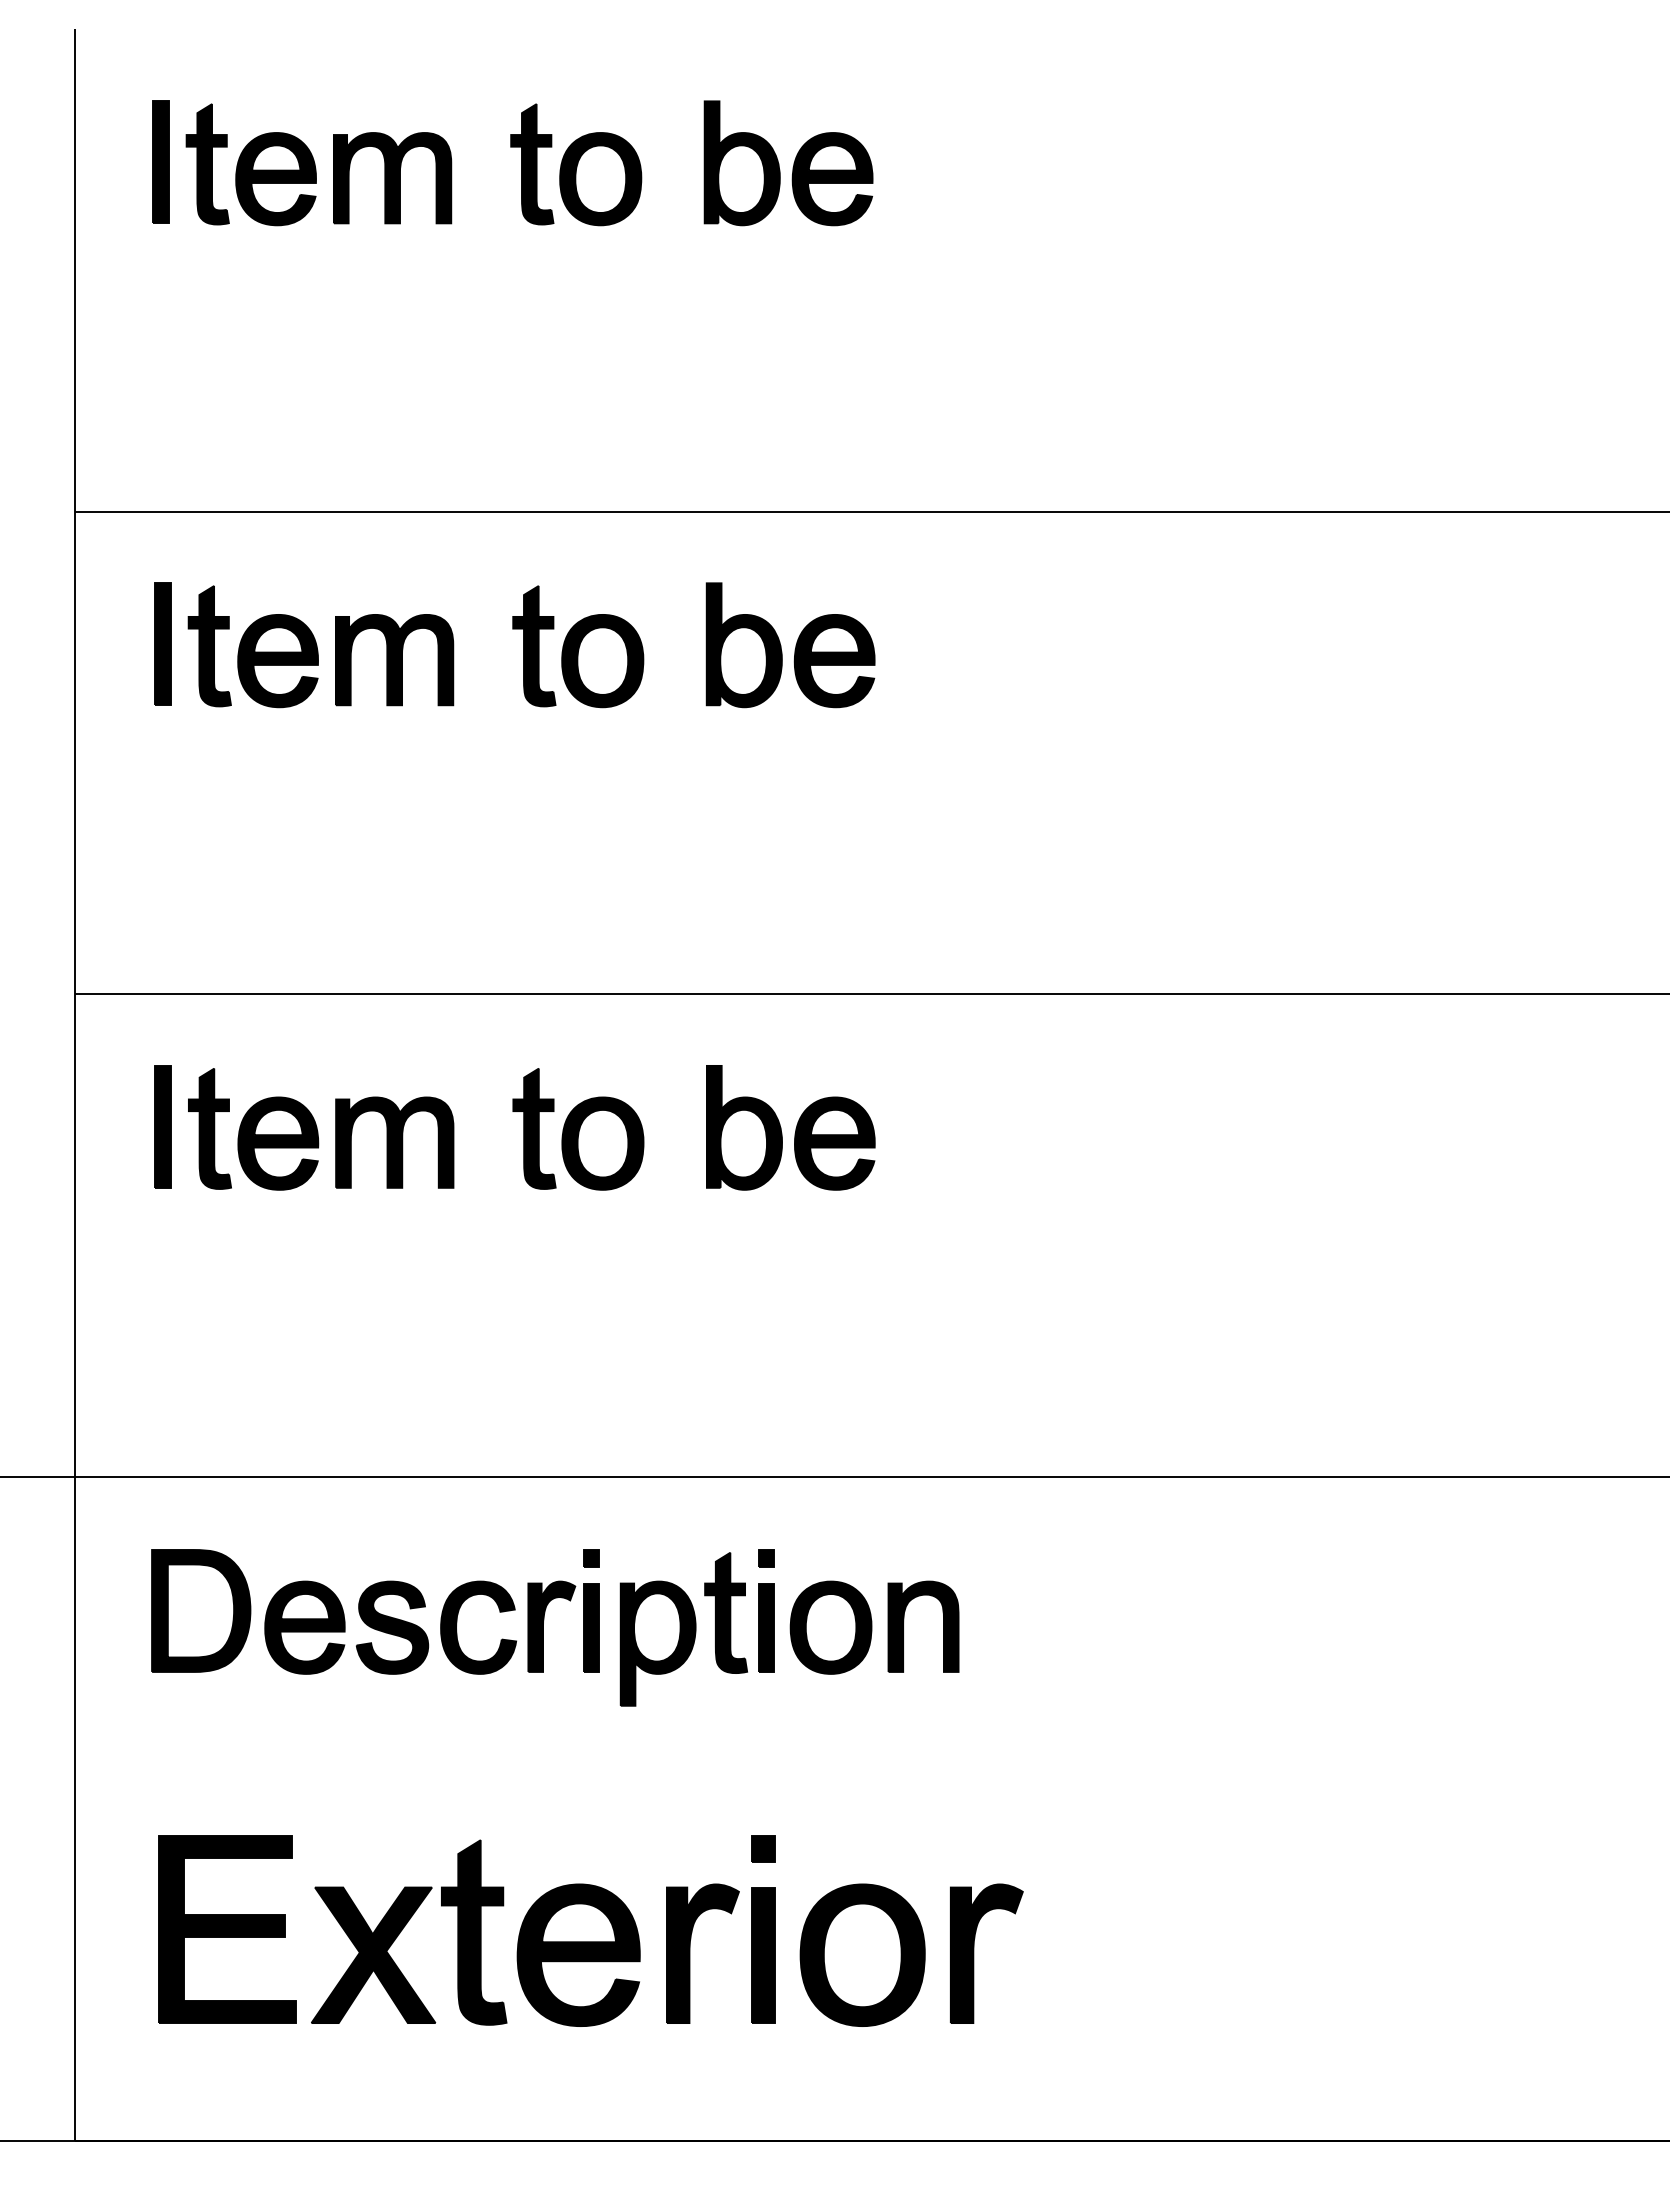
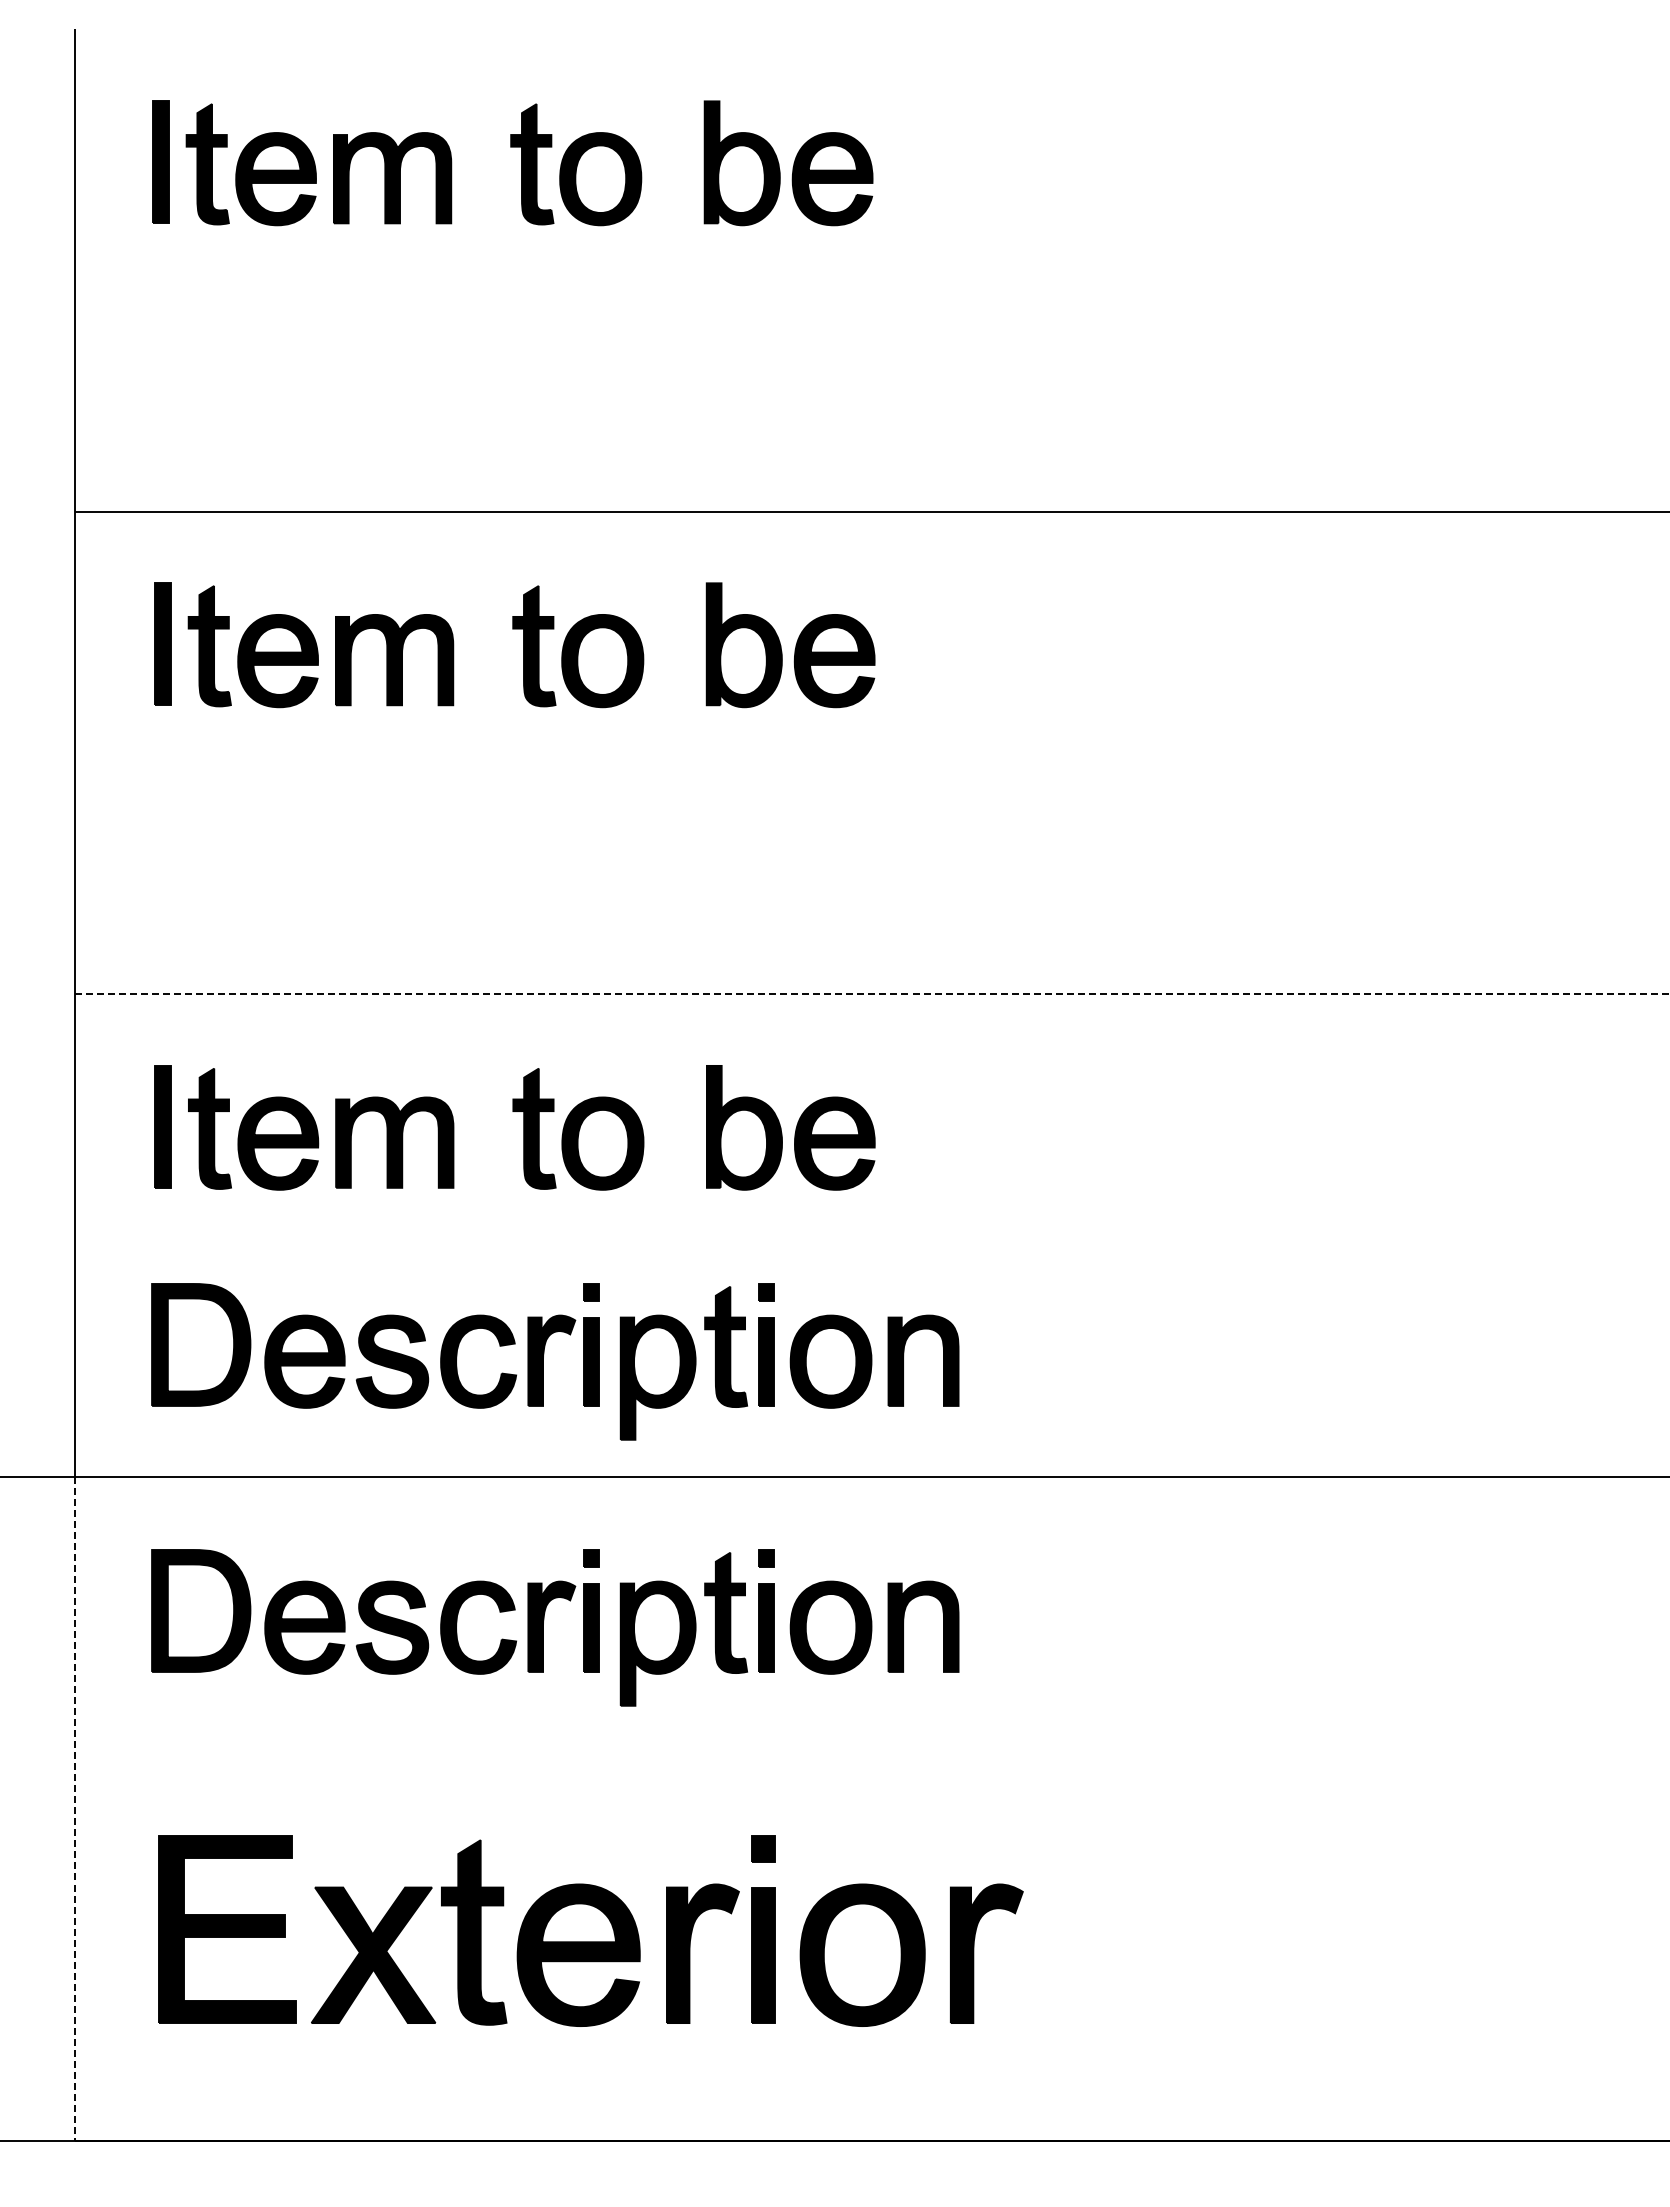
line: solid -> dashed (872, 994)
part: none -> present (543, 1361)
line: solid -> dashed (75, 1809)
